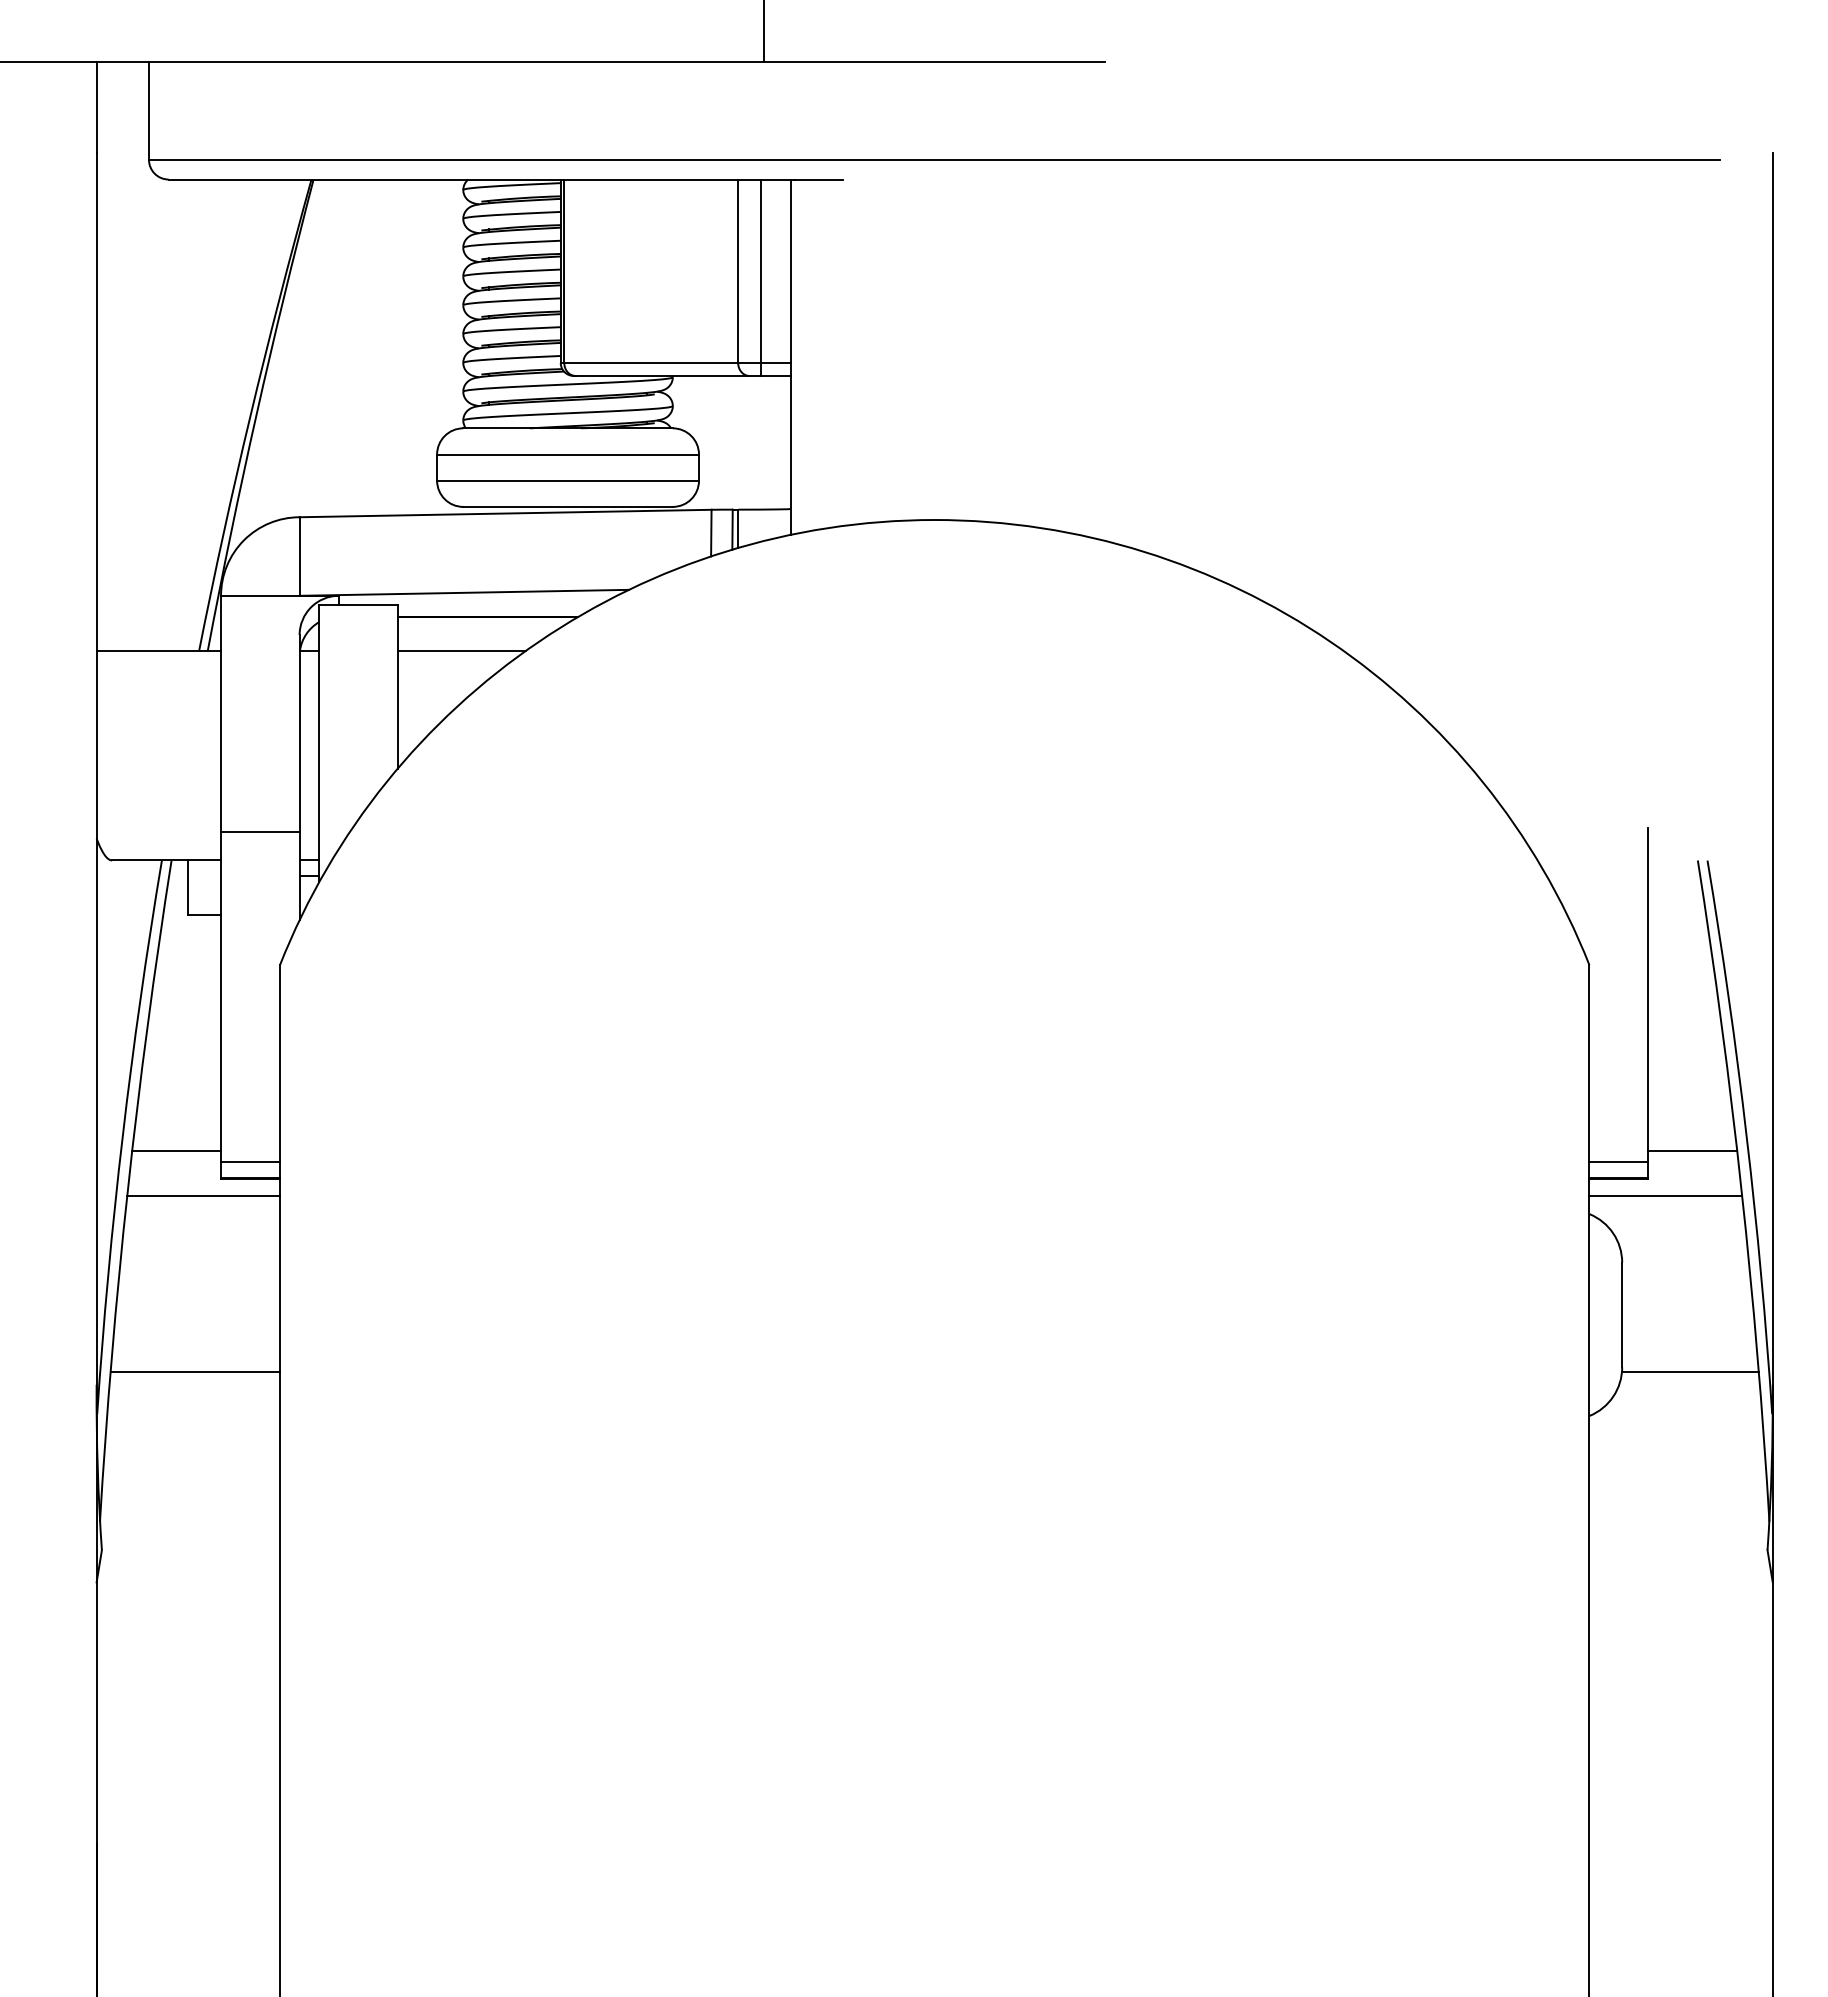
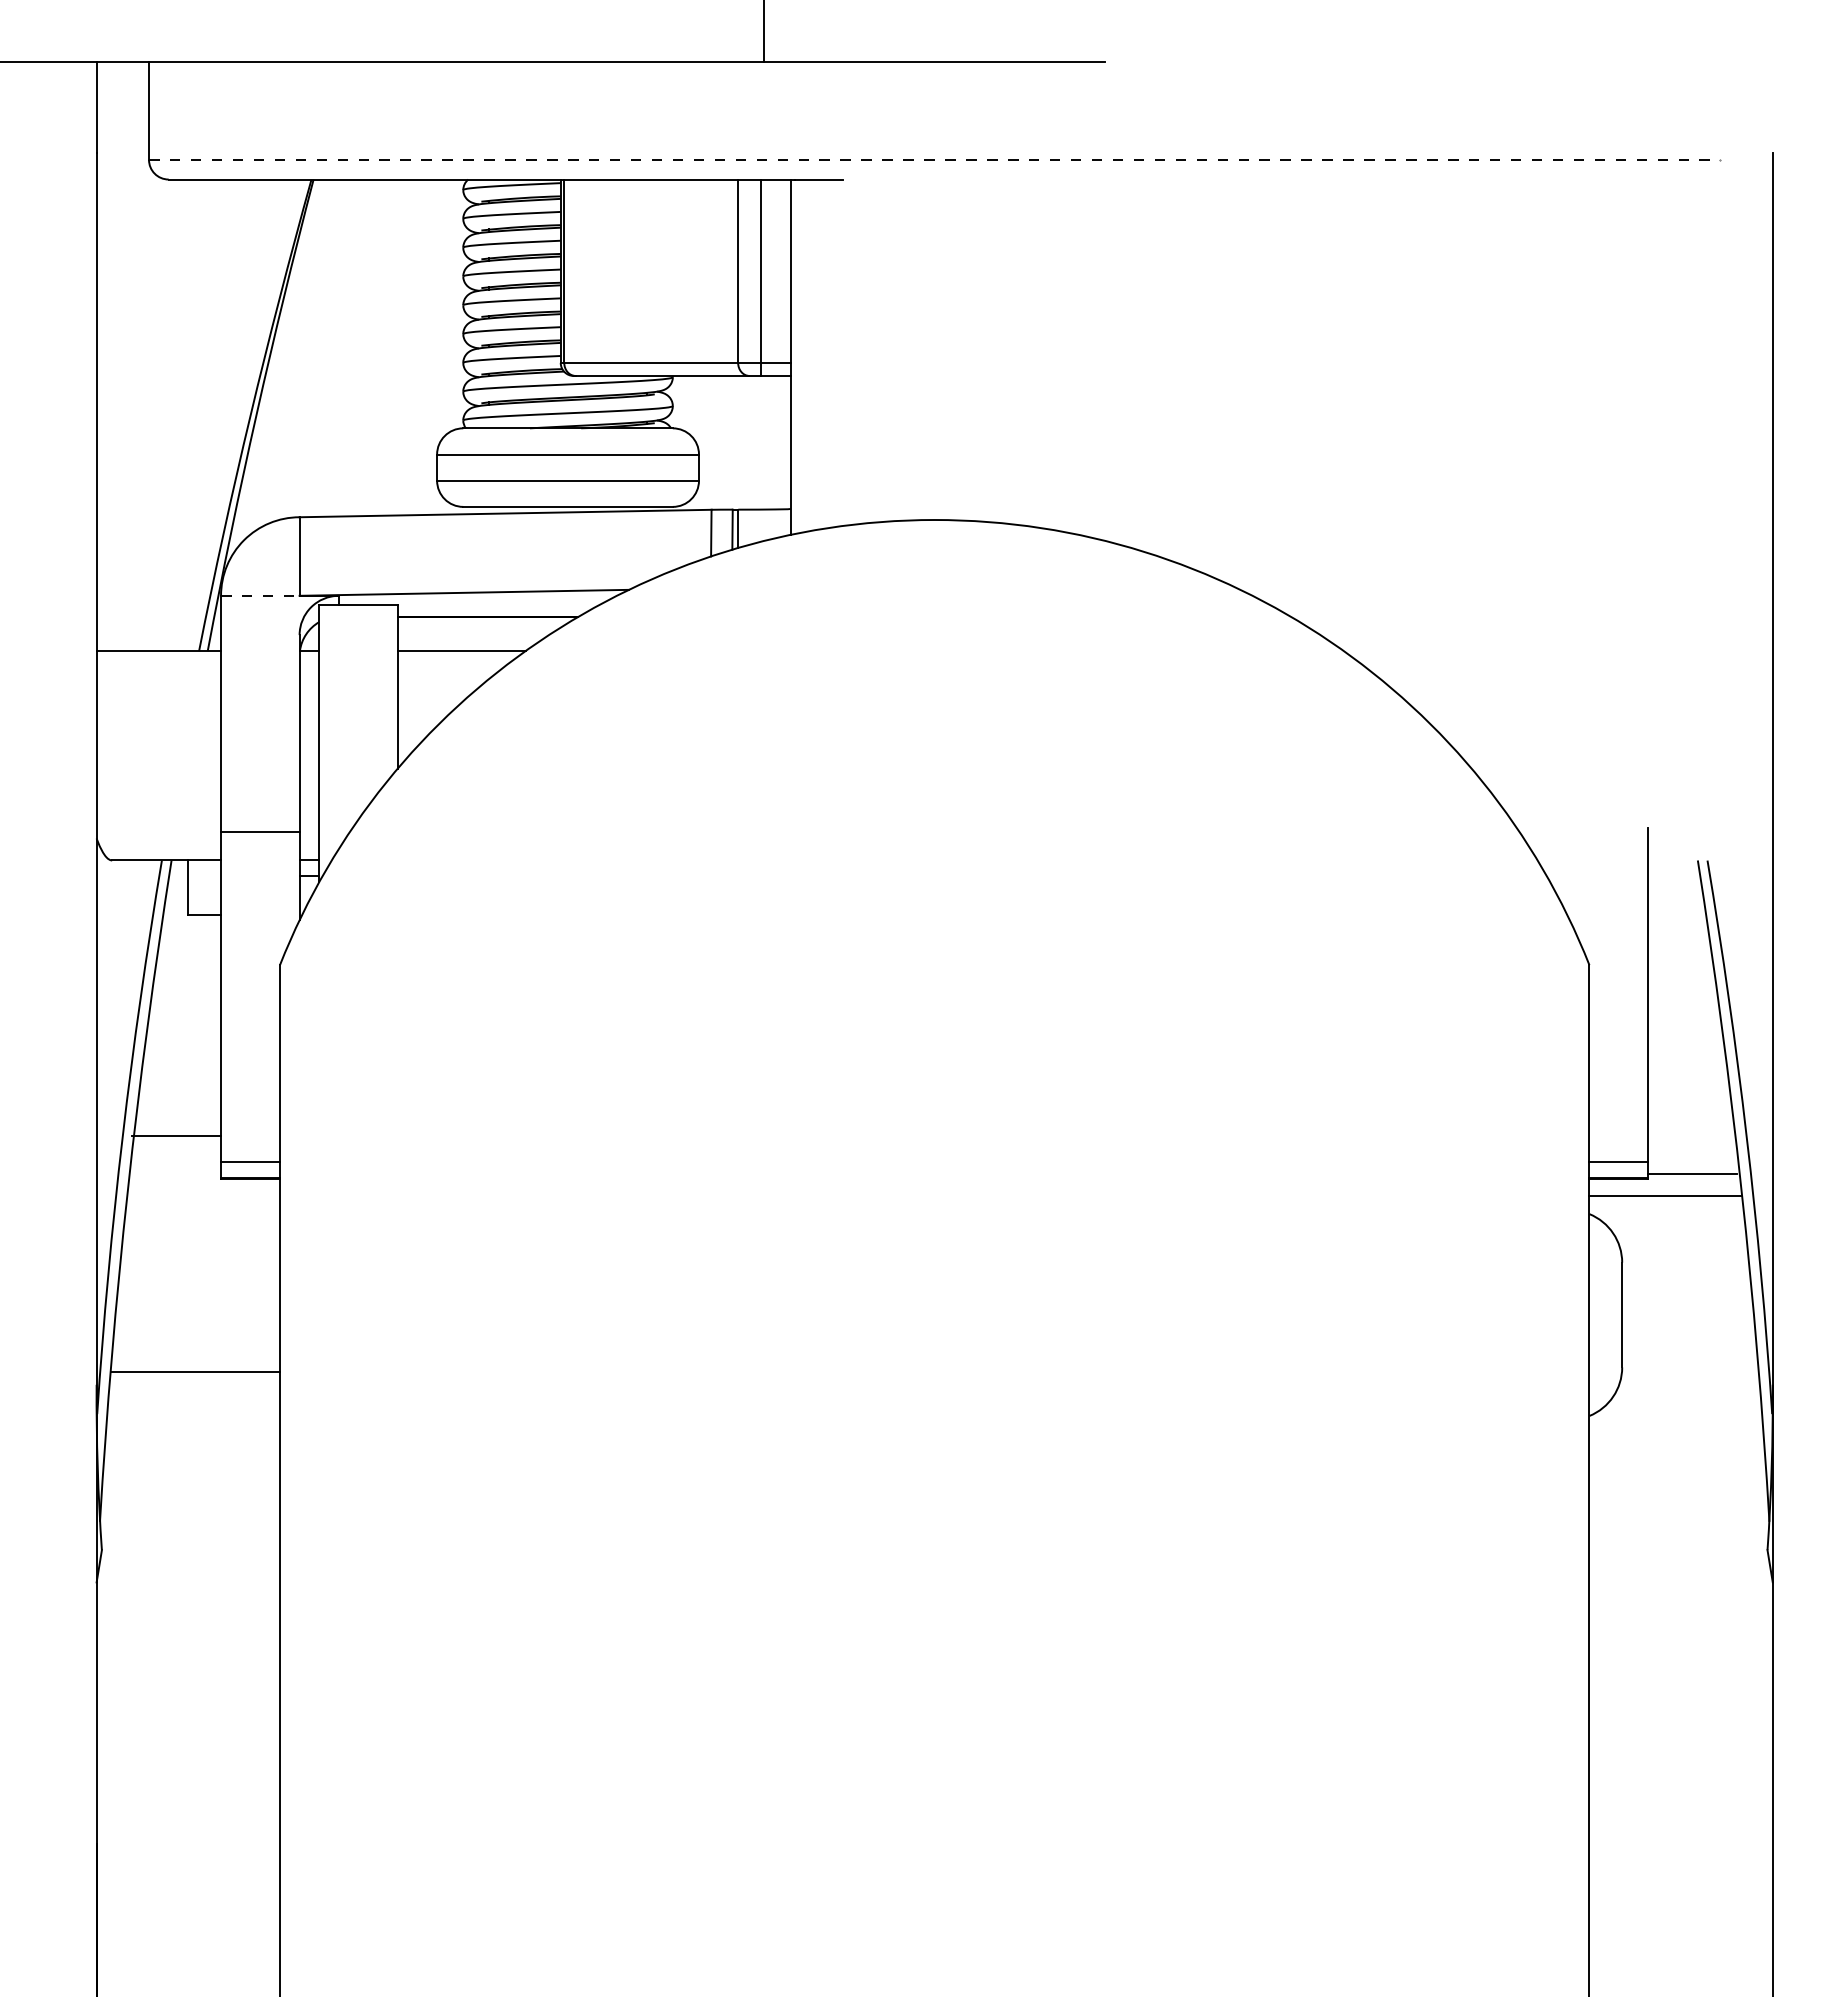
line: solid -> dashed (934, 159)
line: solid -> dashed (260, 595)
line position: (176, 1150) -> (176, 1135) (176, 1135)
line position: (1692, 1150) -> (1692, 1173) (1692, 1173)
line: present -> none (203, 1195)
line: present -> none (1690, 1371)
